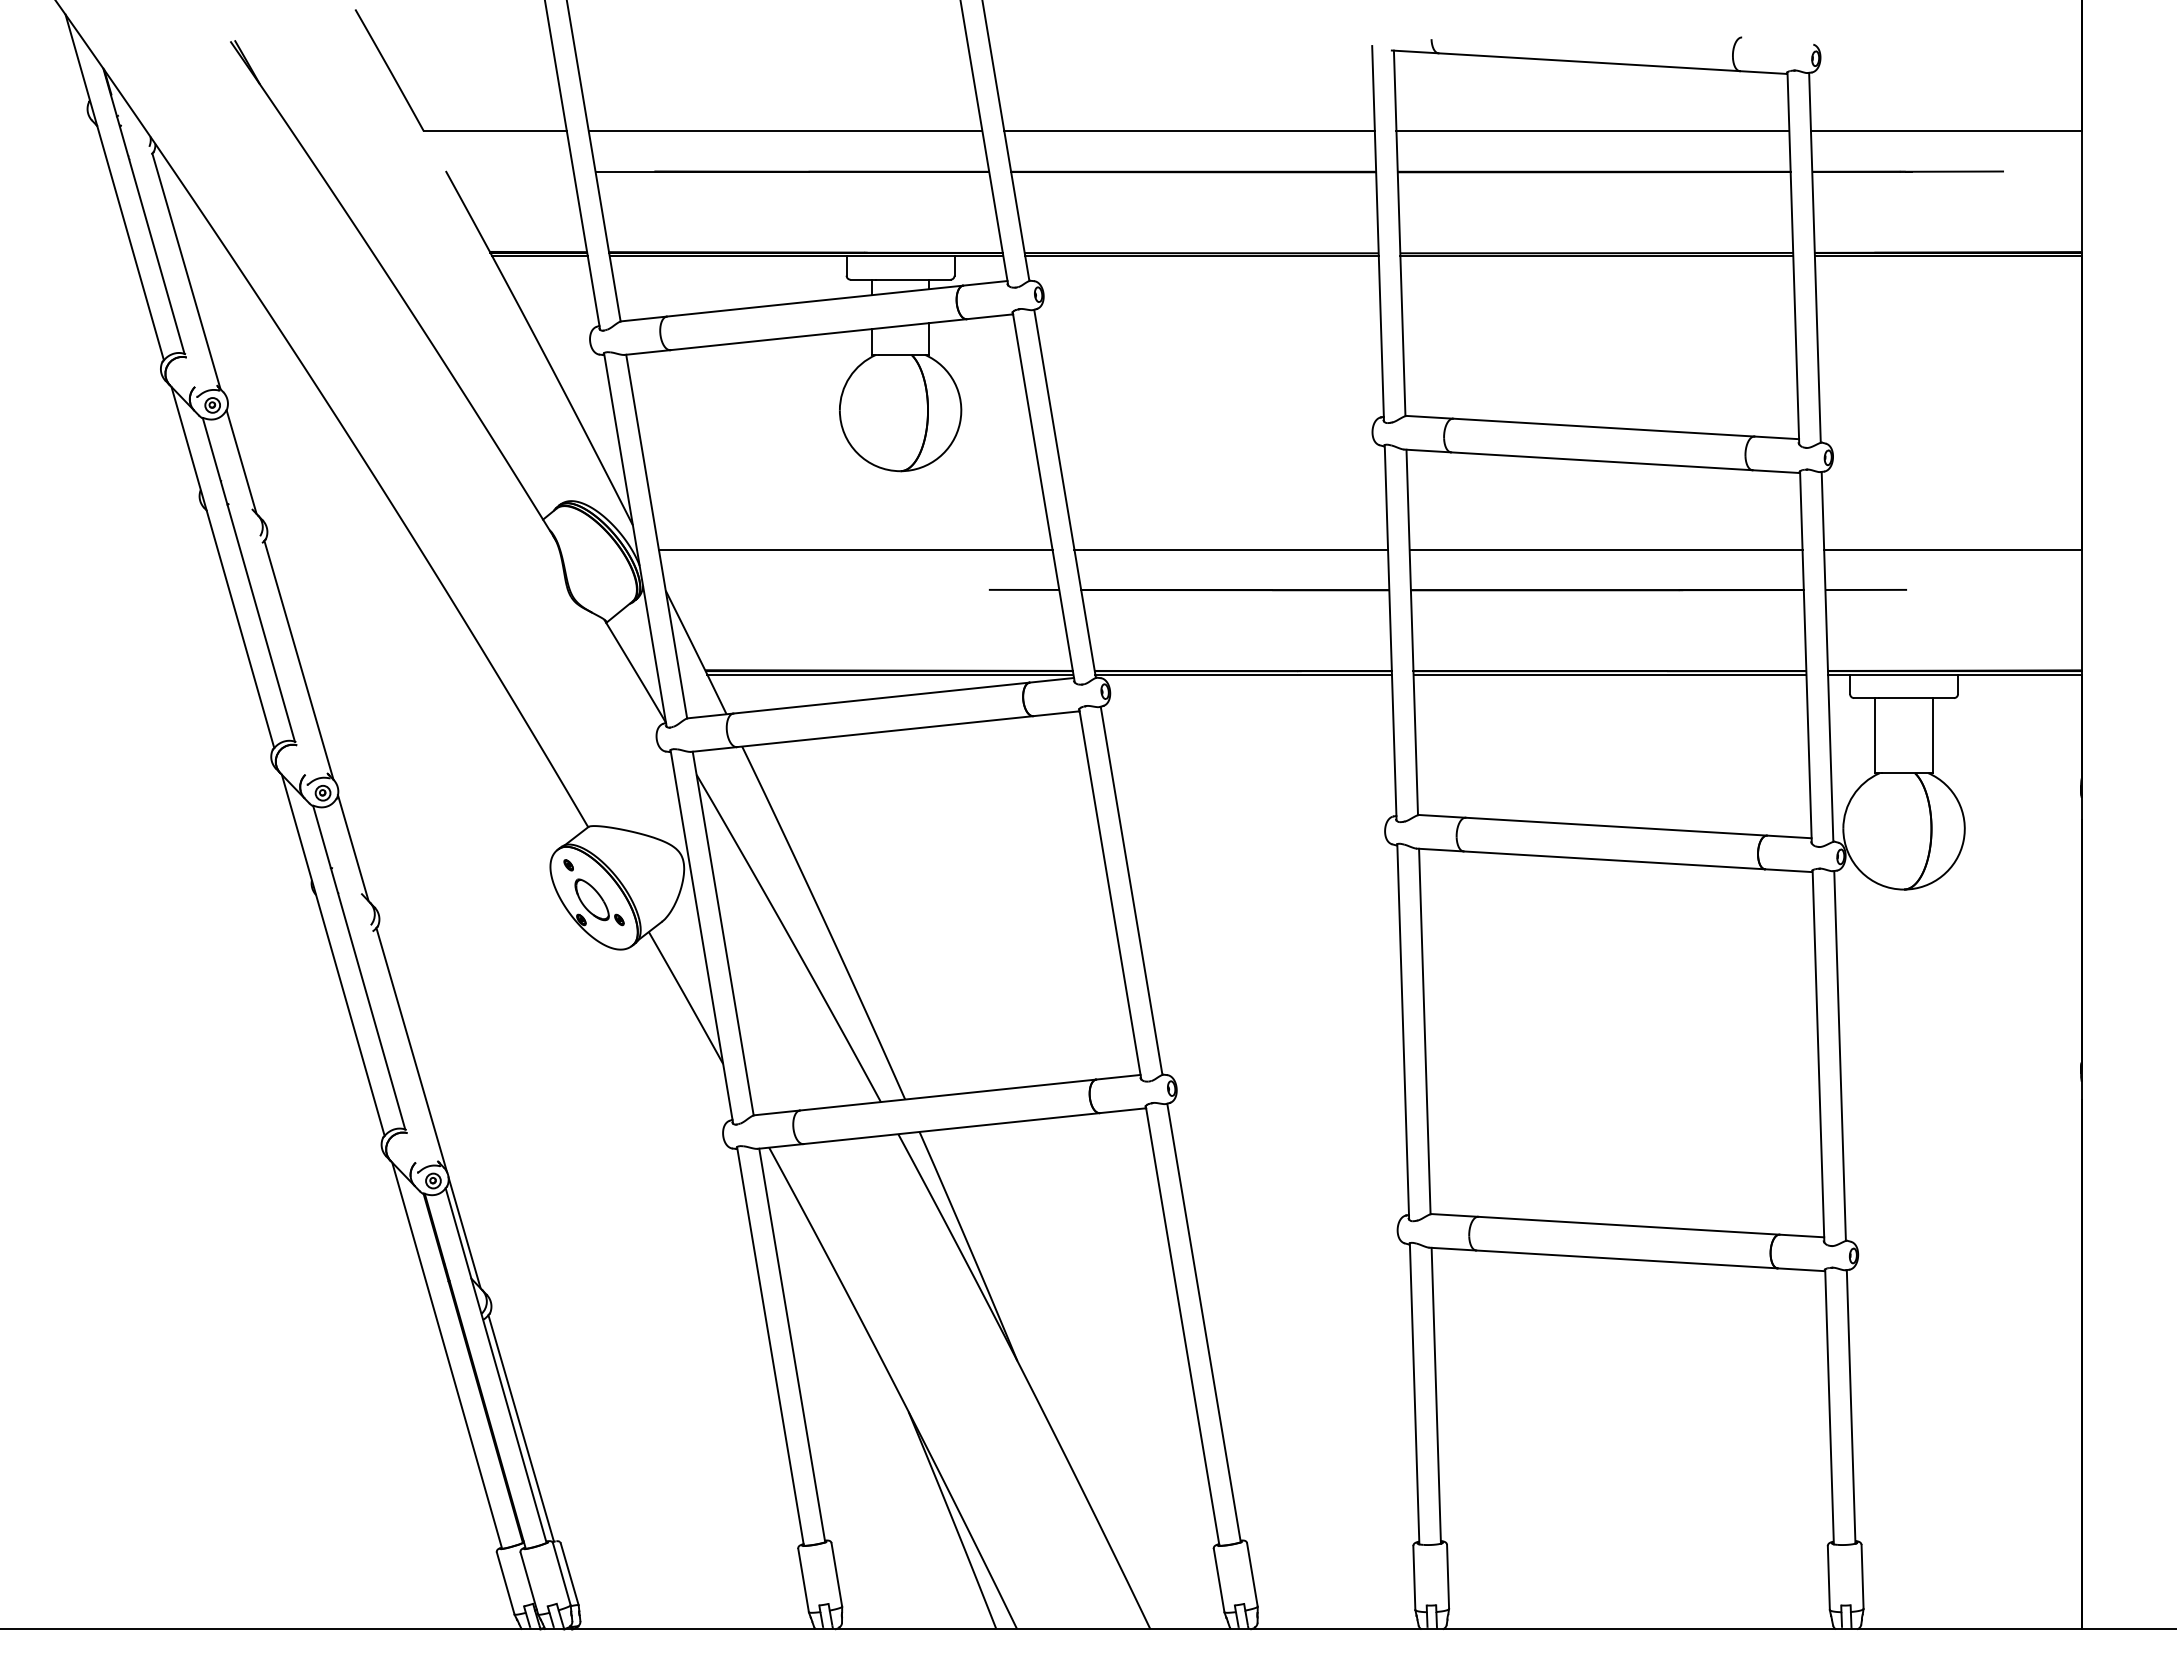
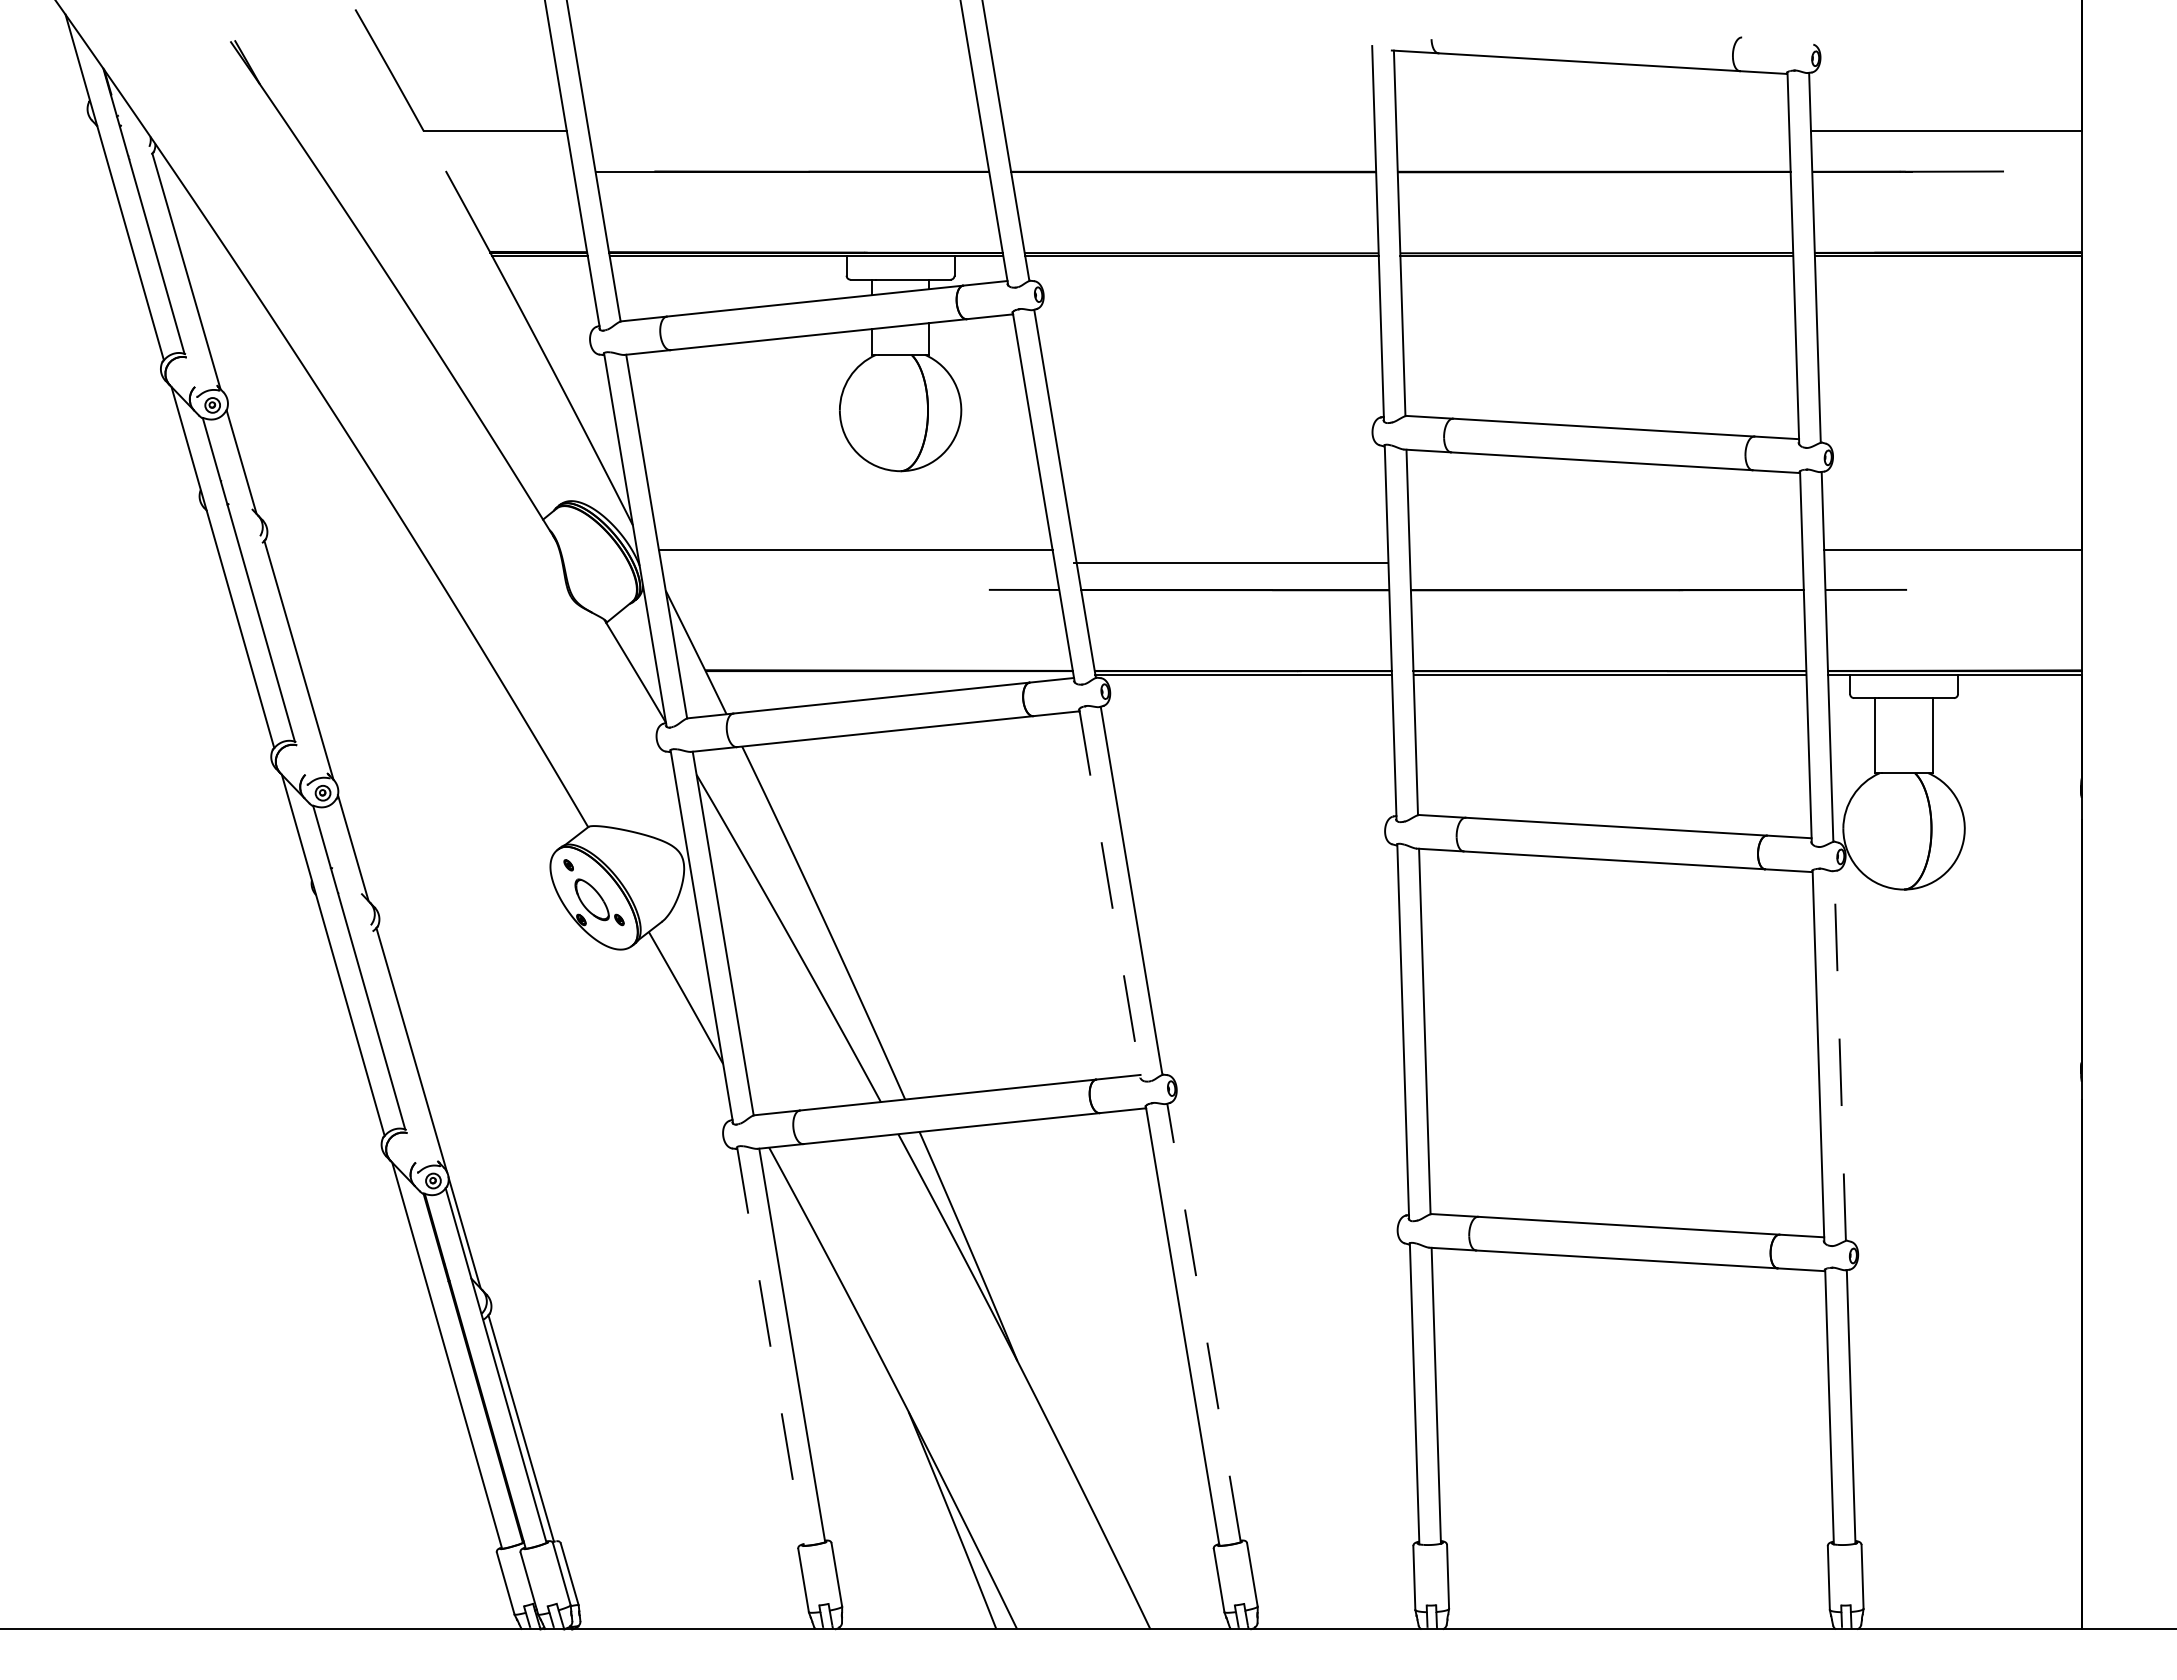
line: present -> none (785, 131)
line: present -> none (1189, 131)
line: present -> none (1592, 131)
line position: (1231, 549) -> (1231, 562) (1231, 562)
line: present -> none (1605, 549)
line: present -> none (890, 674)
line: solid -> dashed (1110, 894)
line: solid -> dashed (1840, 1055)
line: solid -> dashed (1203, 1322)
line: solid -> dashed (770, 1346)
